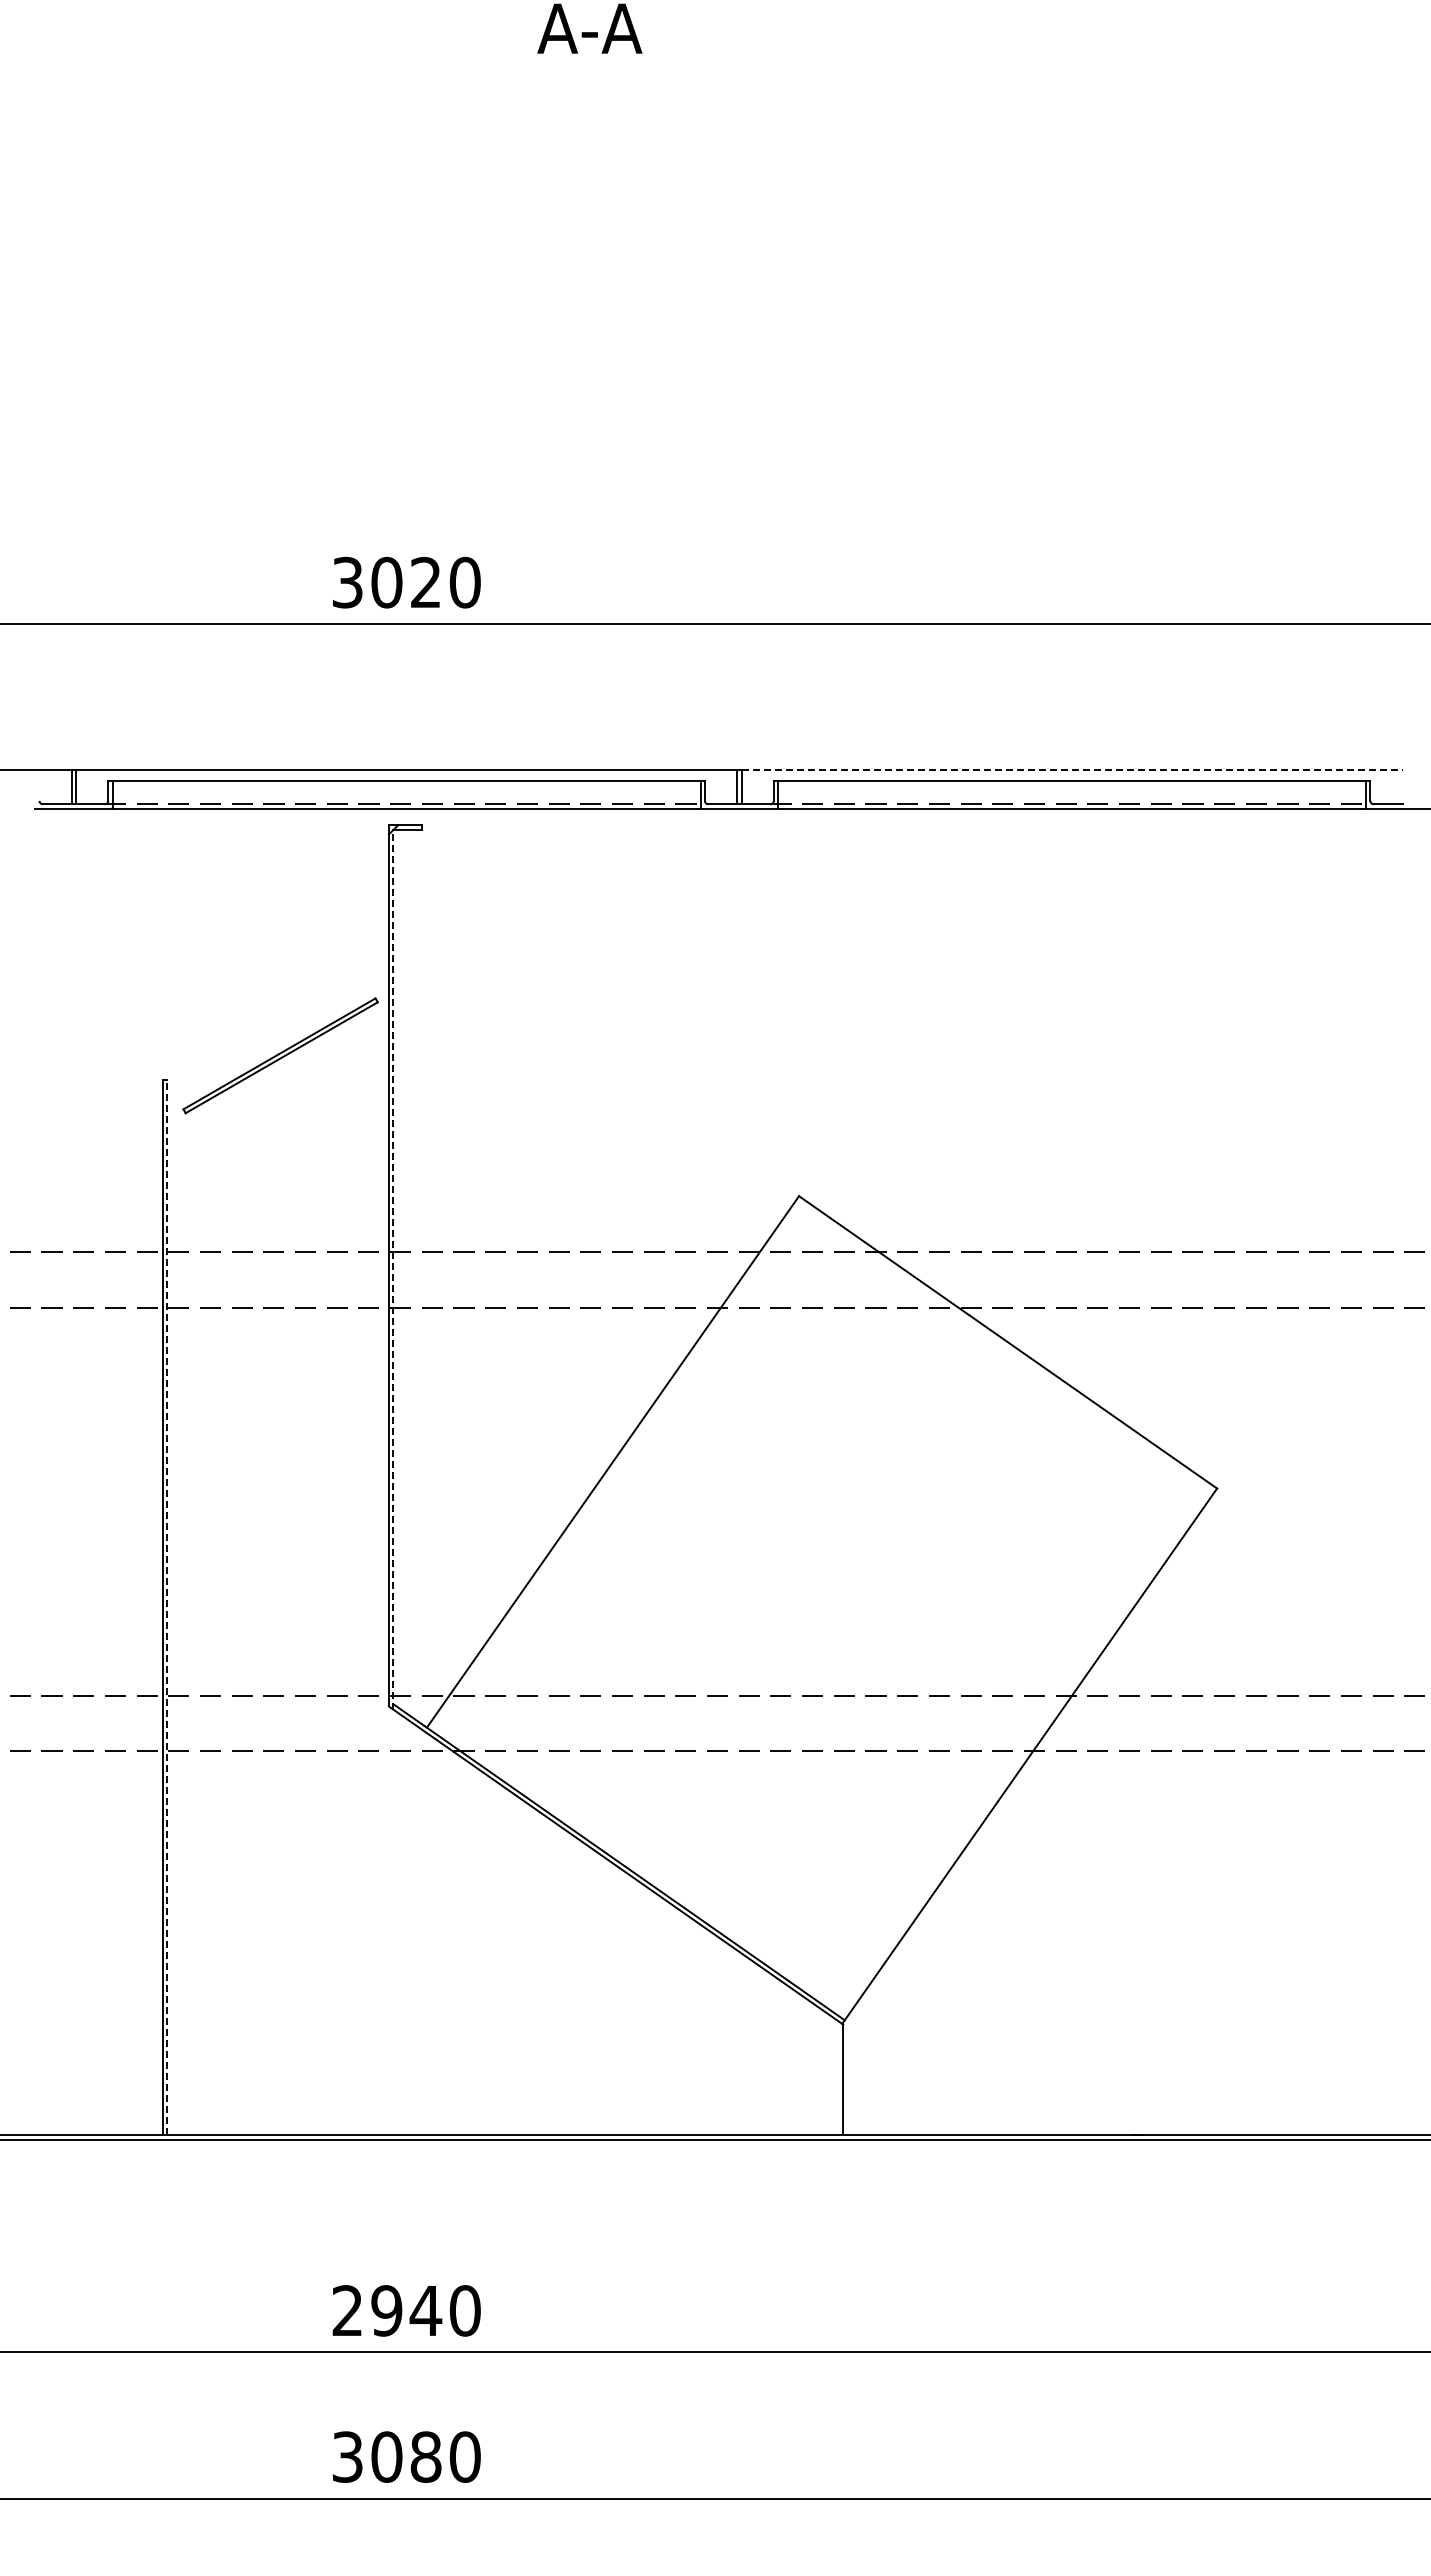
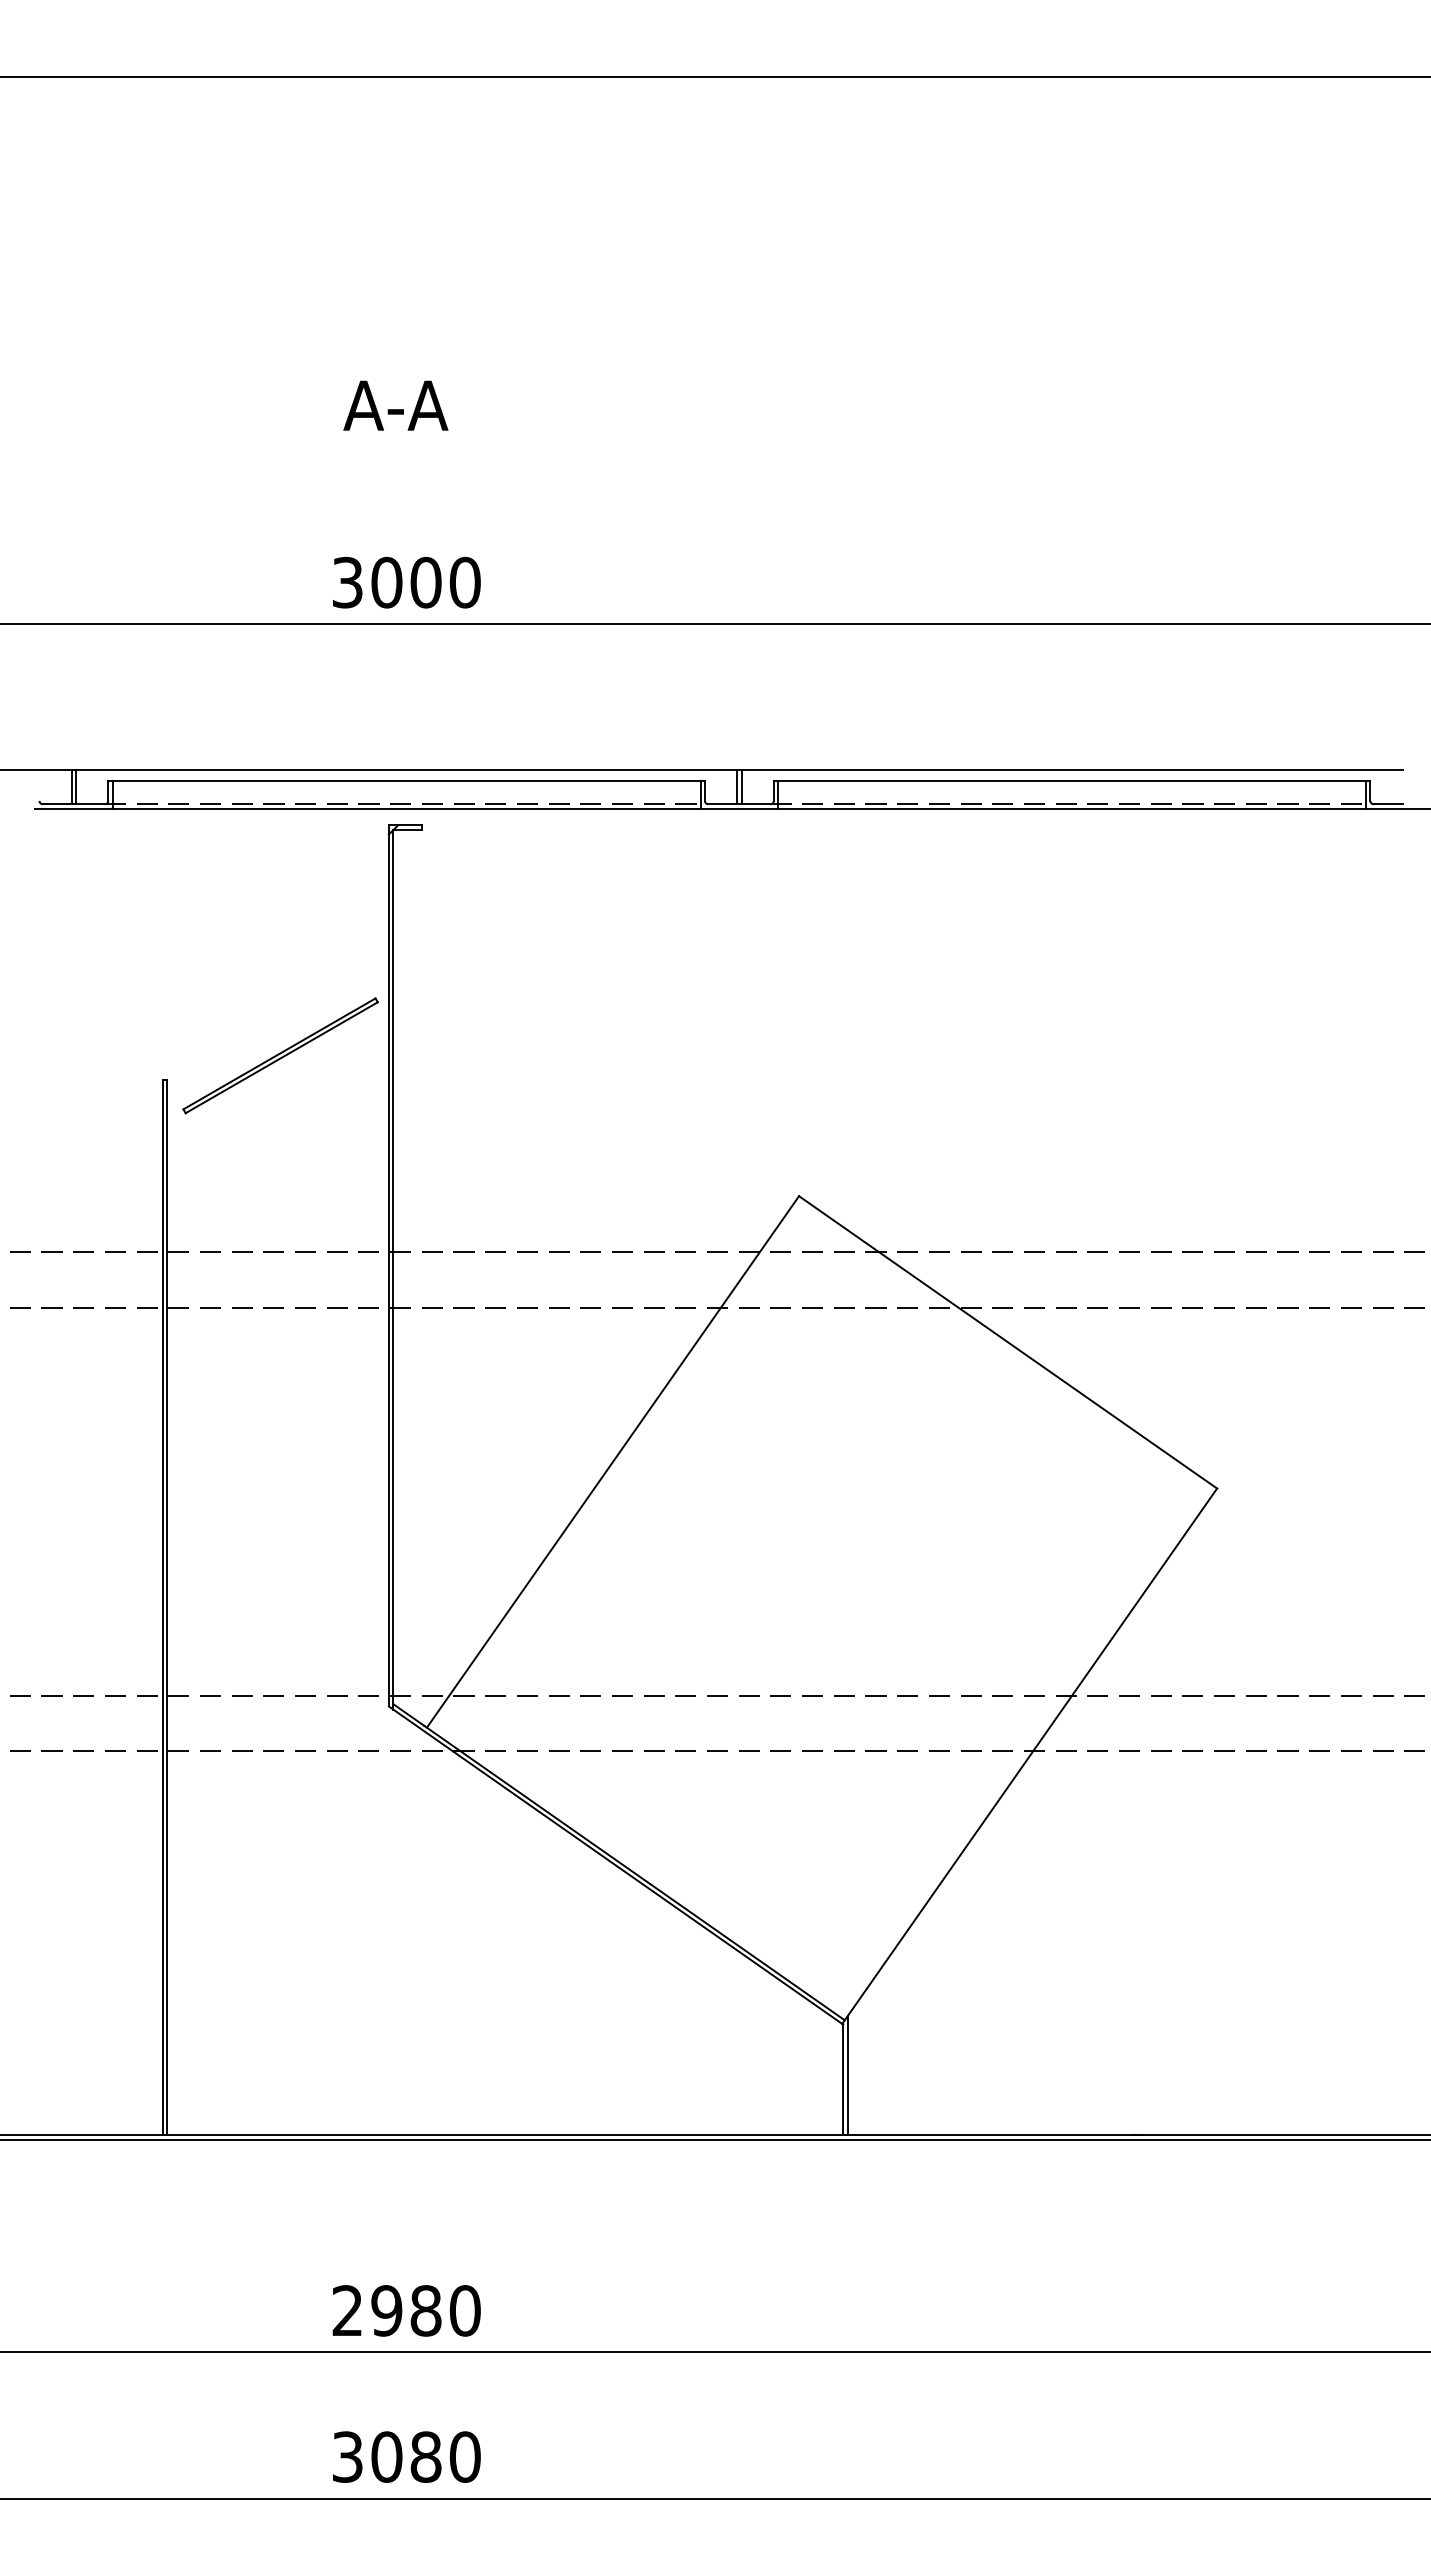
text position: (589, 28) -> (395, 405) (395, 405)
line: none -> present (714, 77)
text: 3020 -> 3000 (425, 582)
line: dashed -> solid (1072, 769)
line: dashed -> solid (393, 1269)
line: dashed -> solid (167, 1607)
line: none -> present (847, 2075)
text: 2940 -> 2980 (425, 2310)
